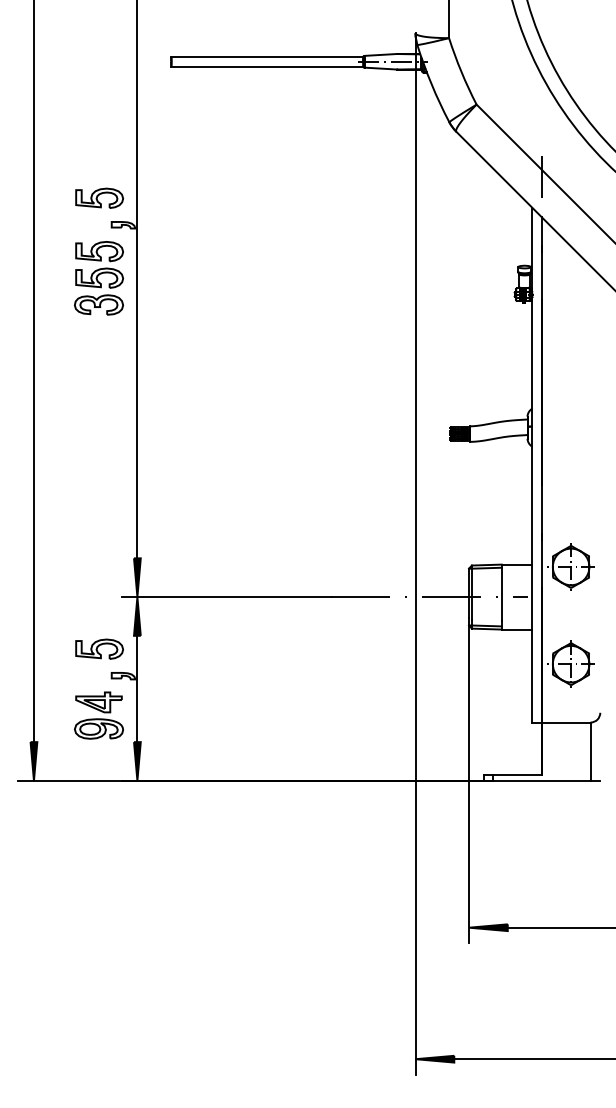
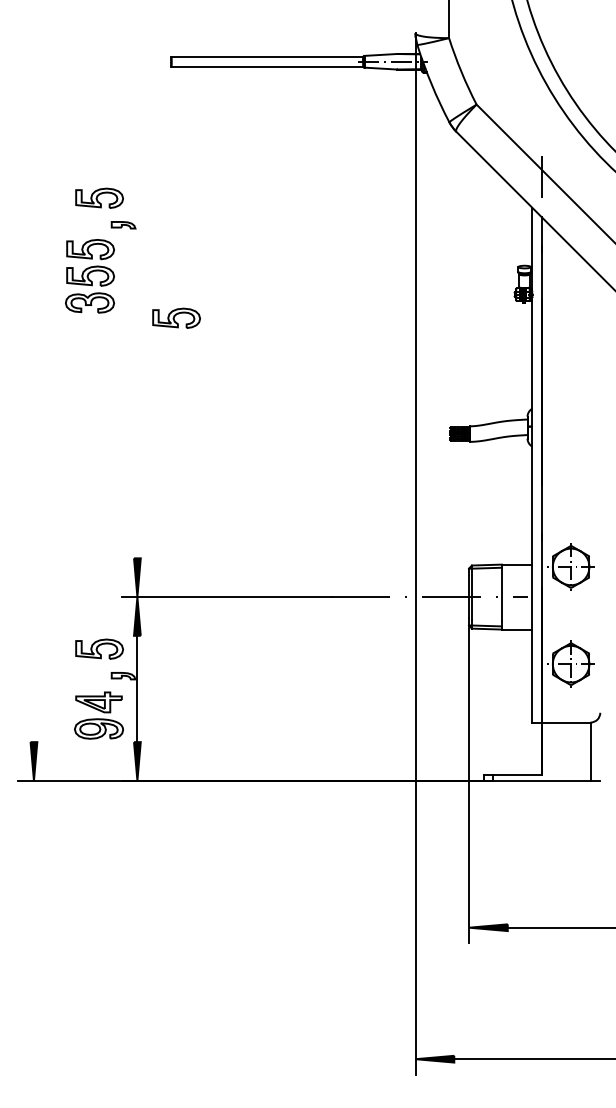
part position: (99, 278) -> (90, 276) (90, 276)
line: present -> none (137, 280)
part: none -> present (176, 317)
line: present -> none (33, 372)
